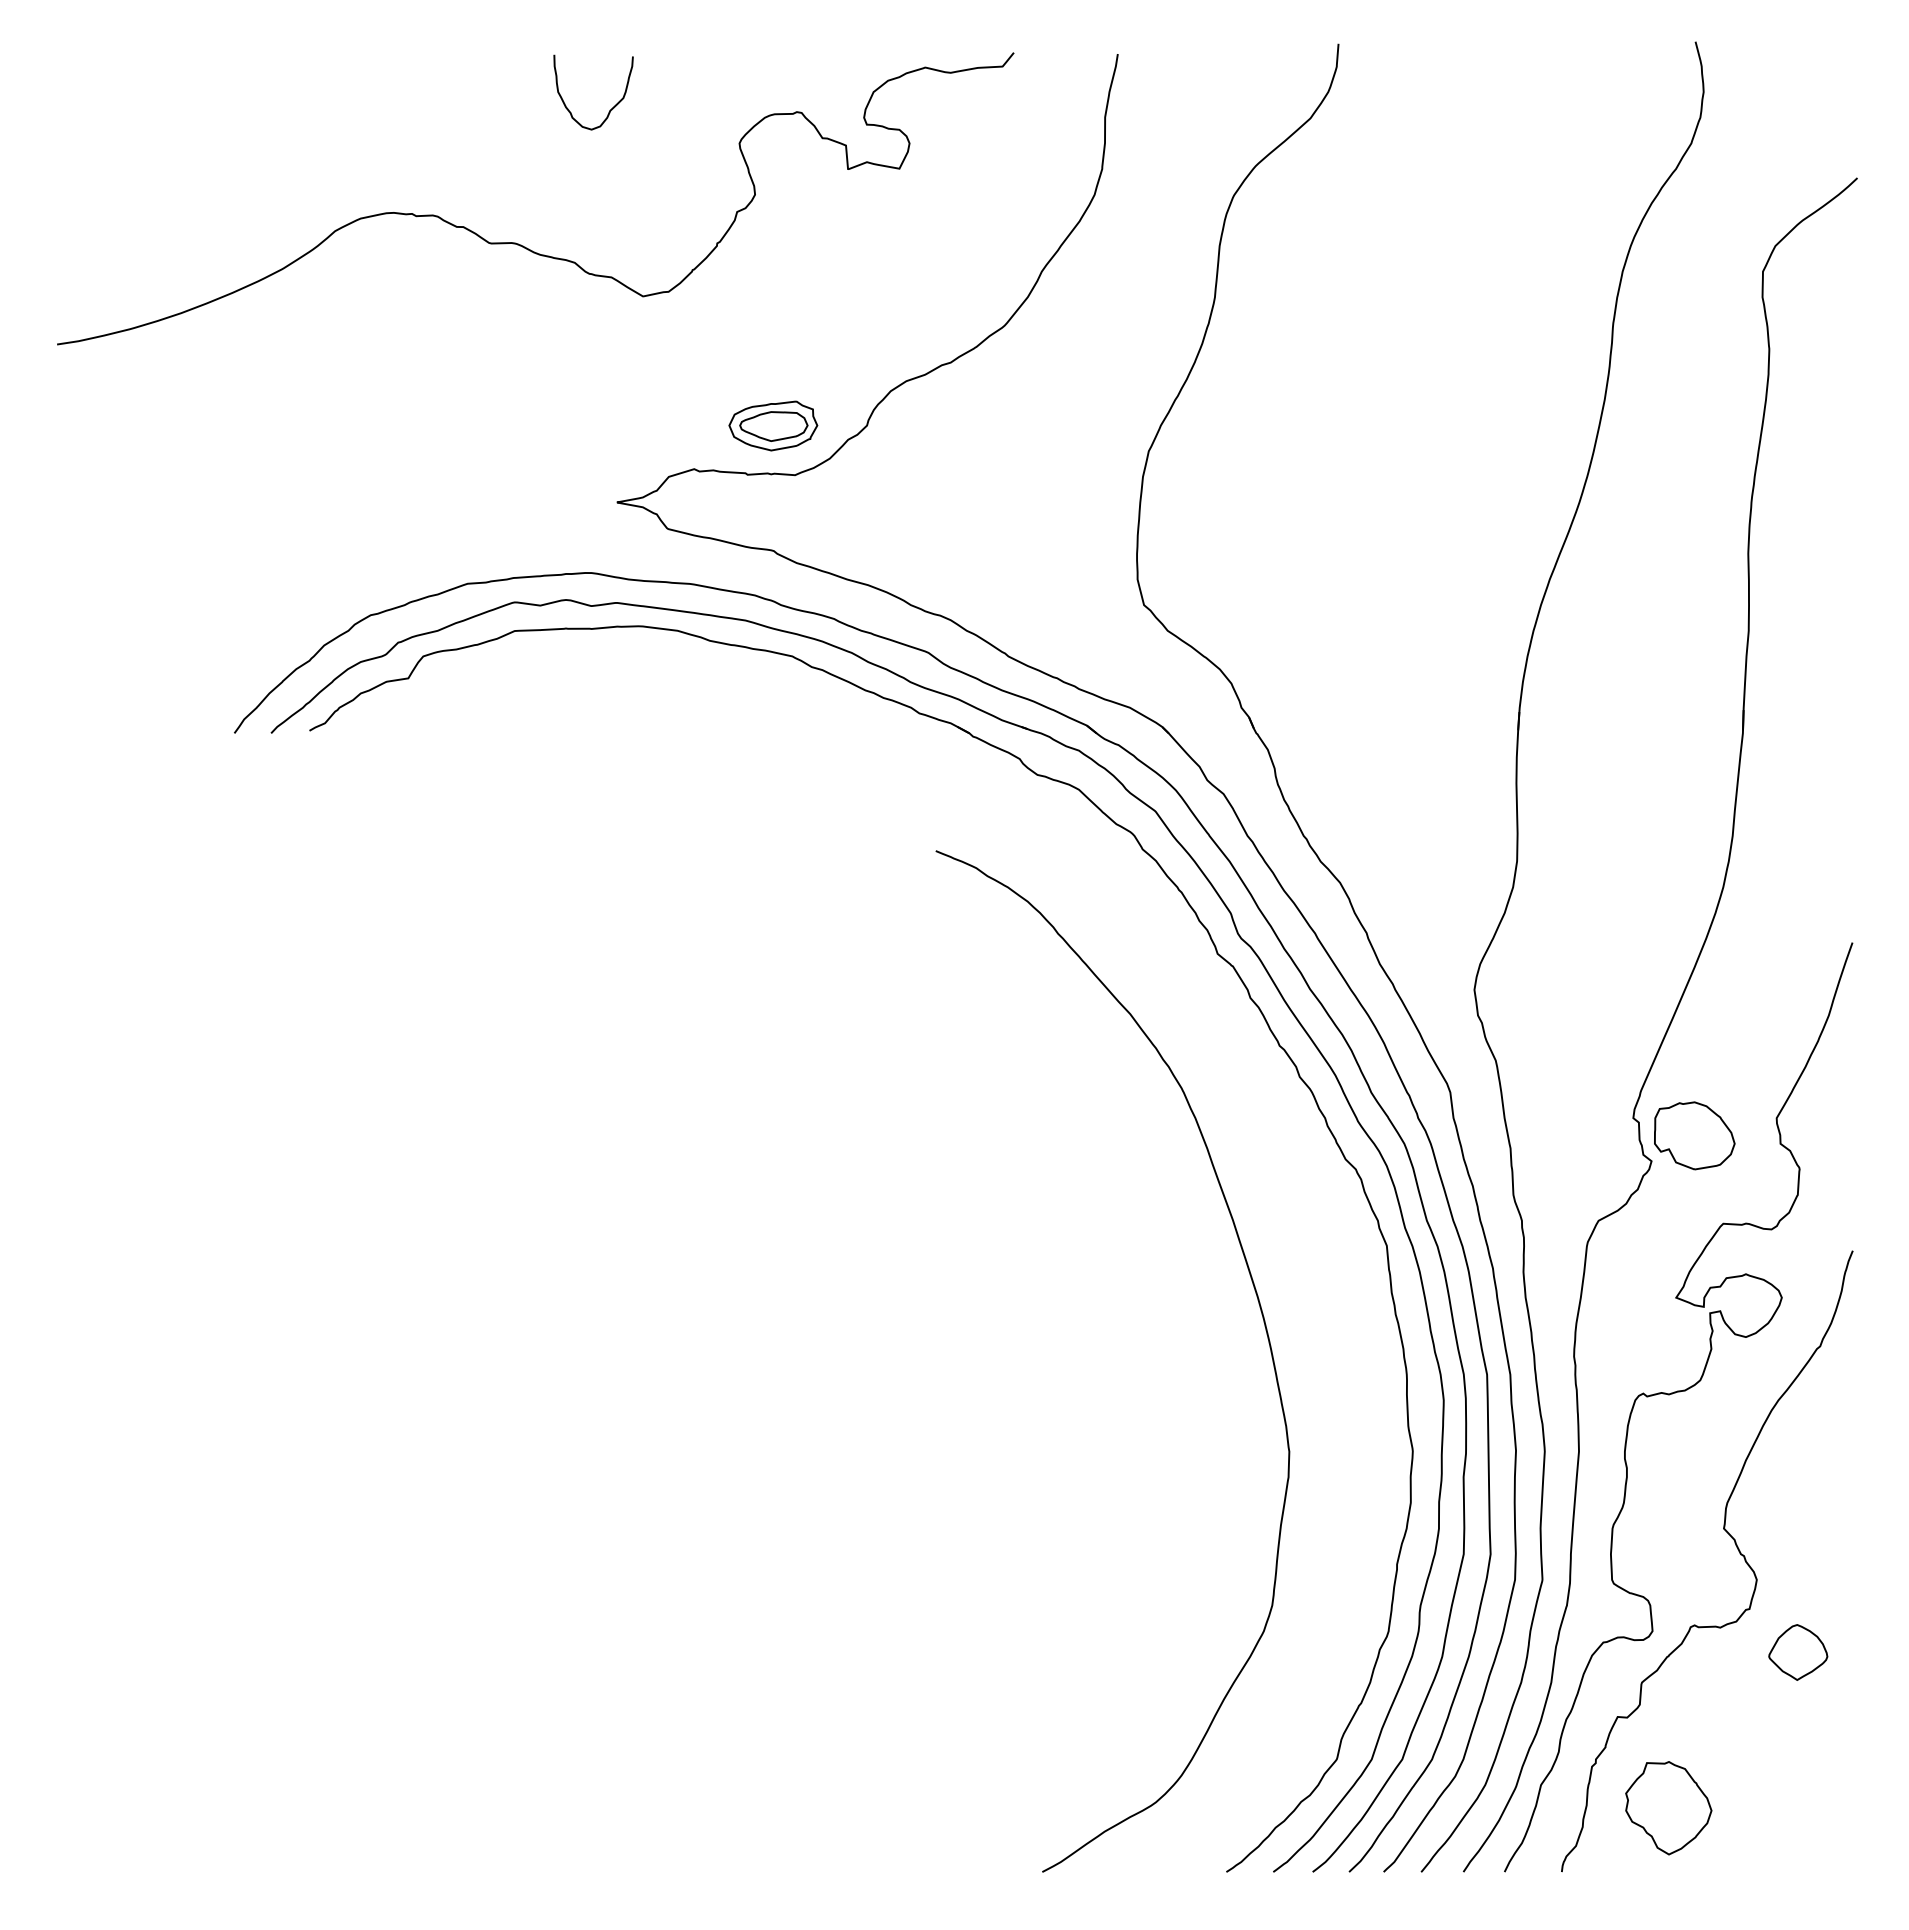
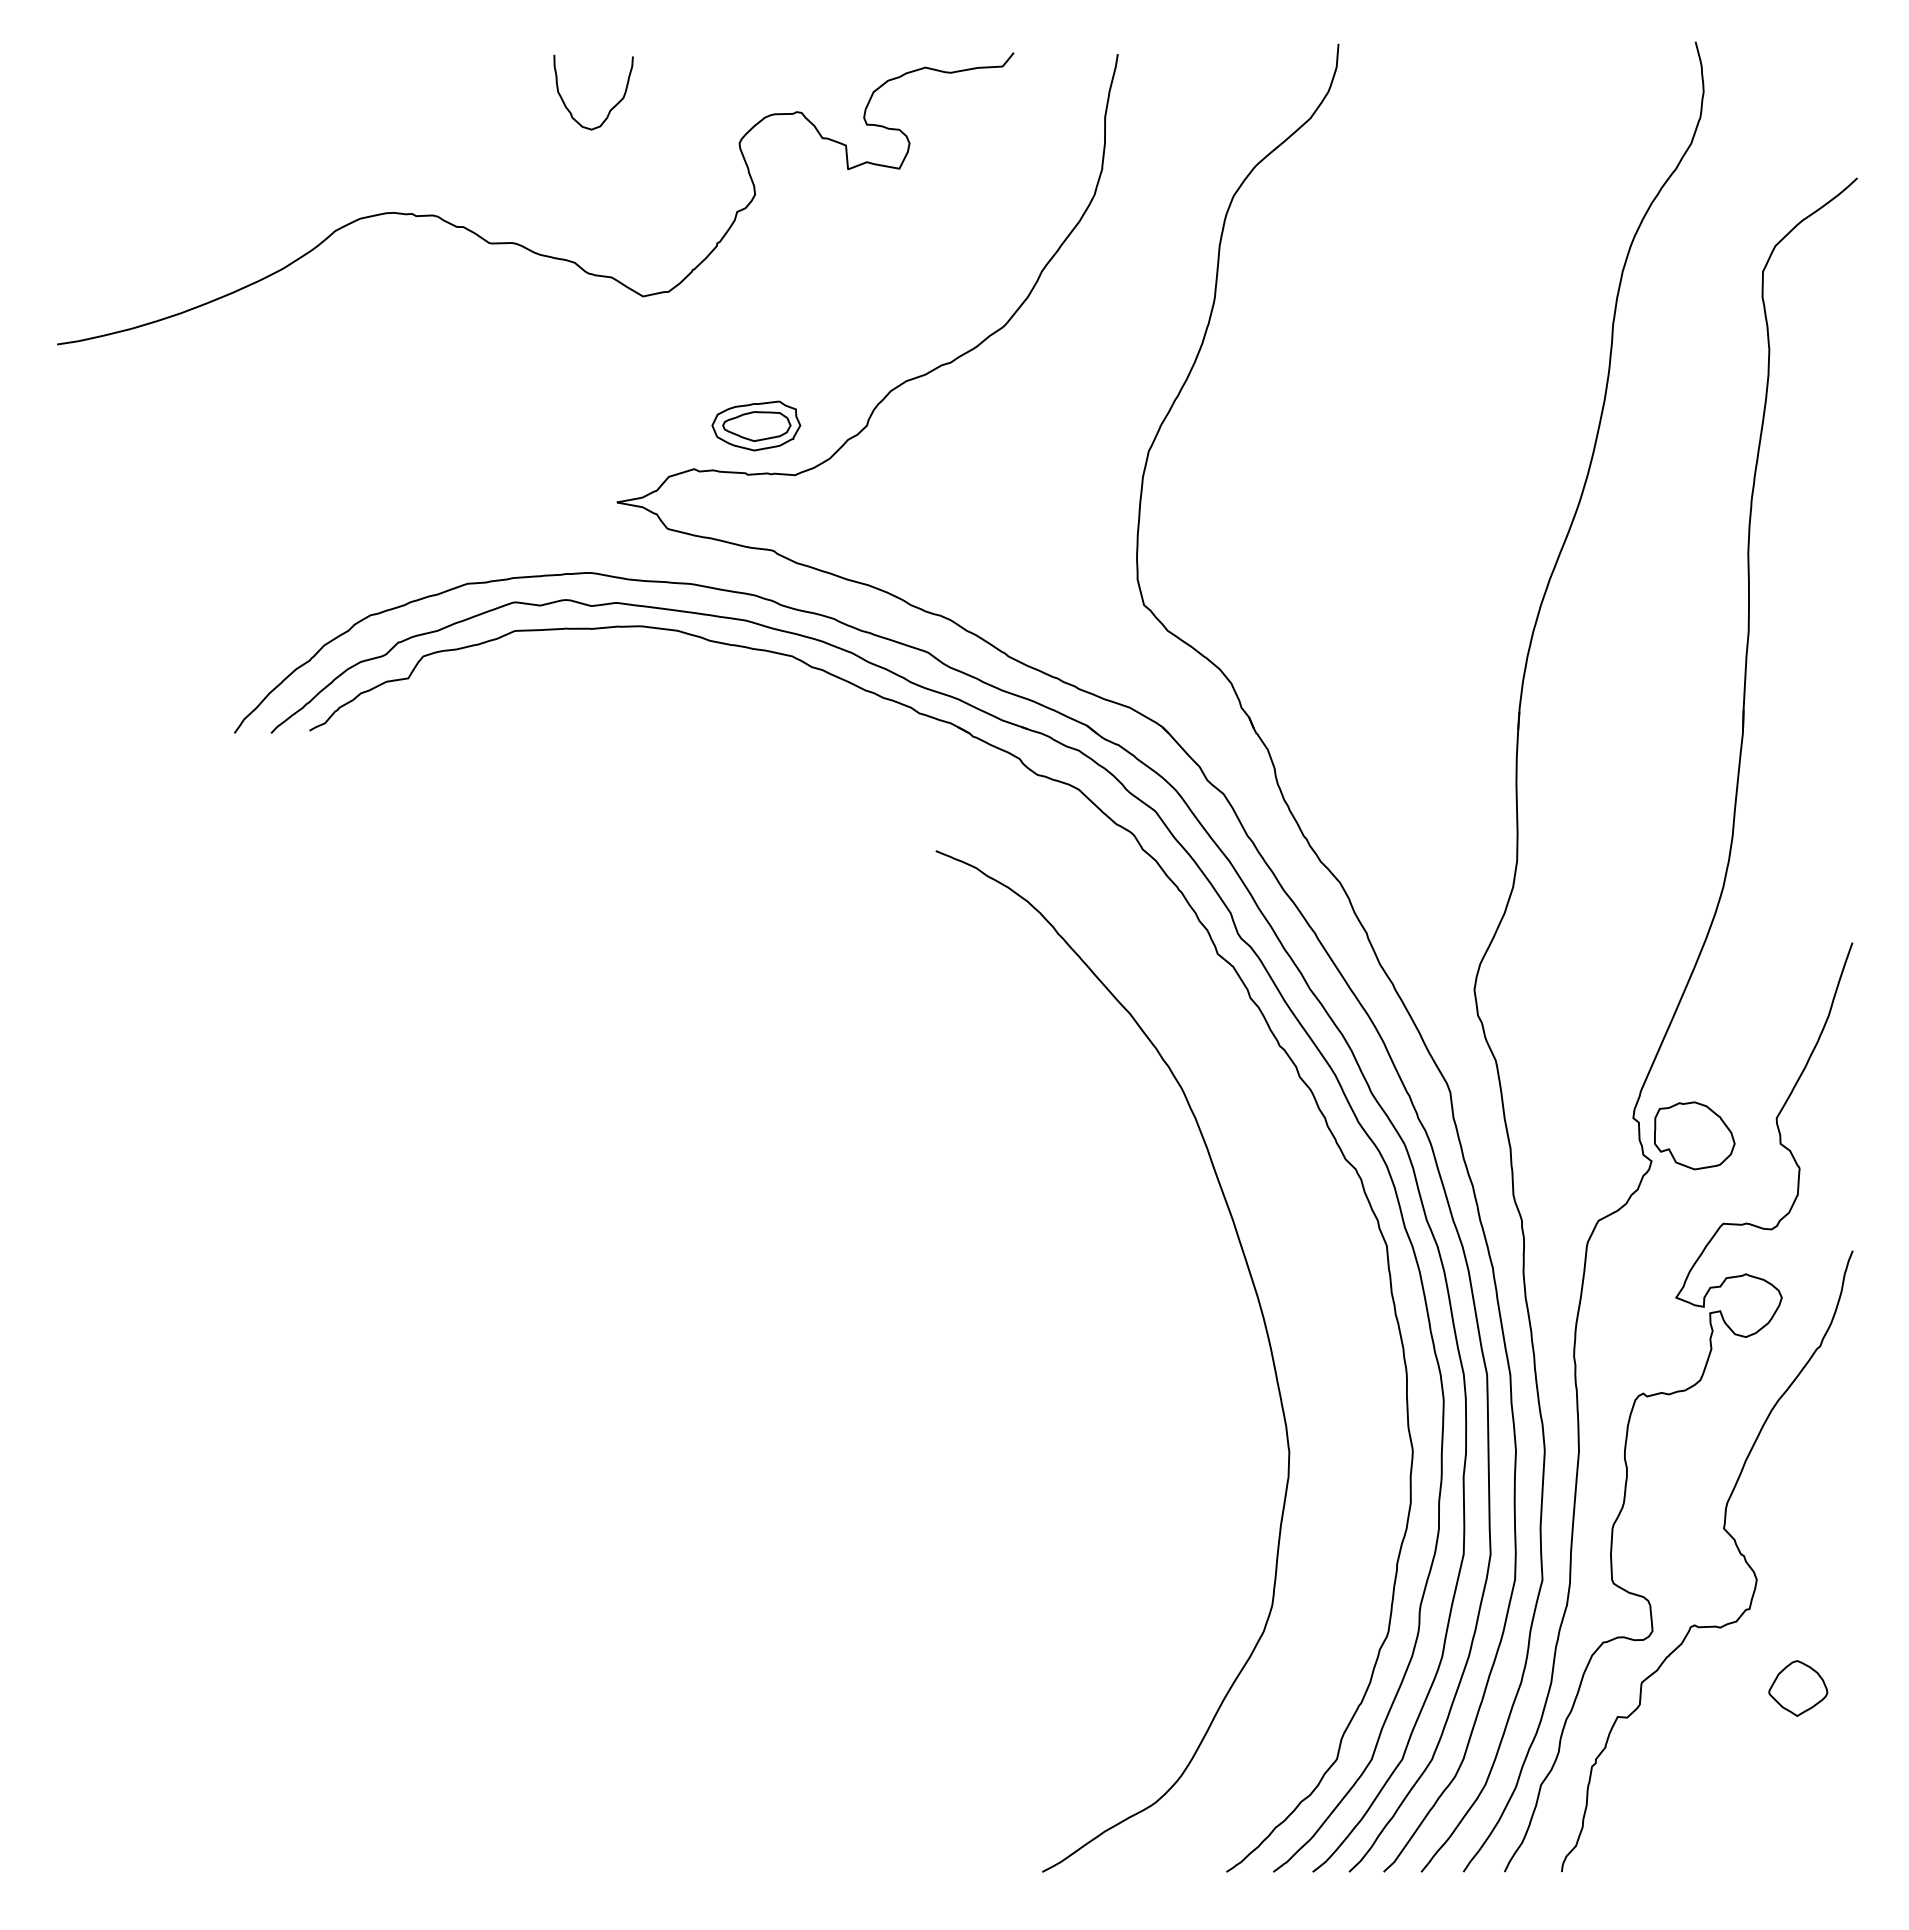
part position: (773, 425) -> (756, 425) (756, 425)
part position: (1798, 1652) -> (1798, 1688) (1798, 1688)
part: present -> none (1668, 1808)
